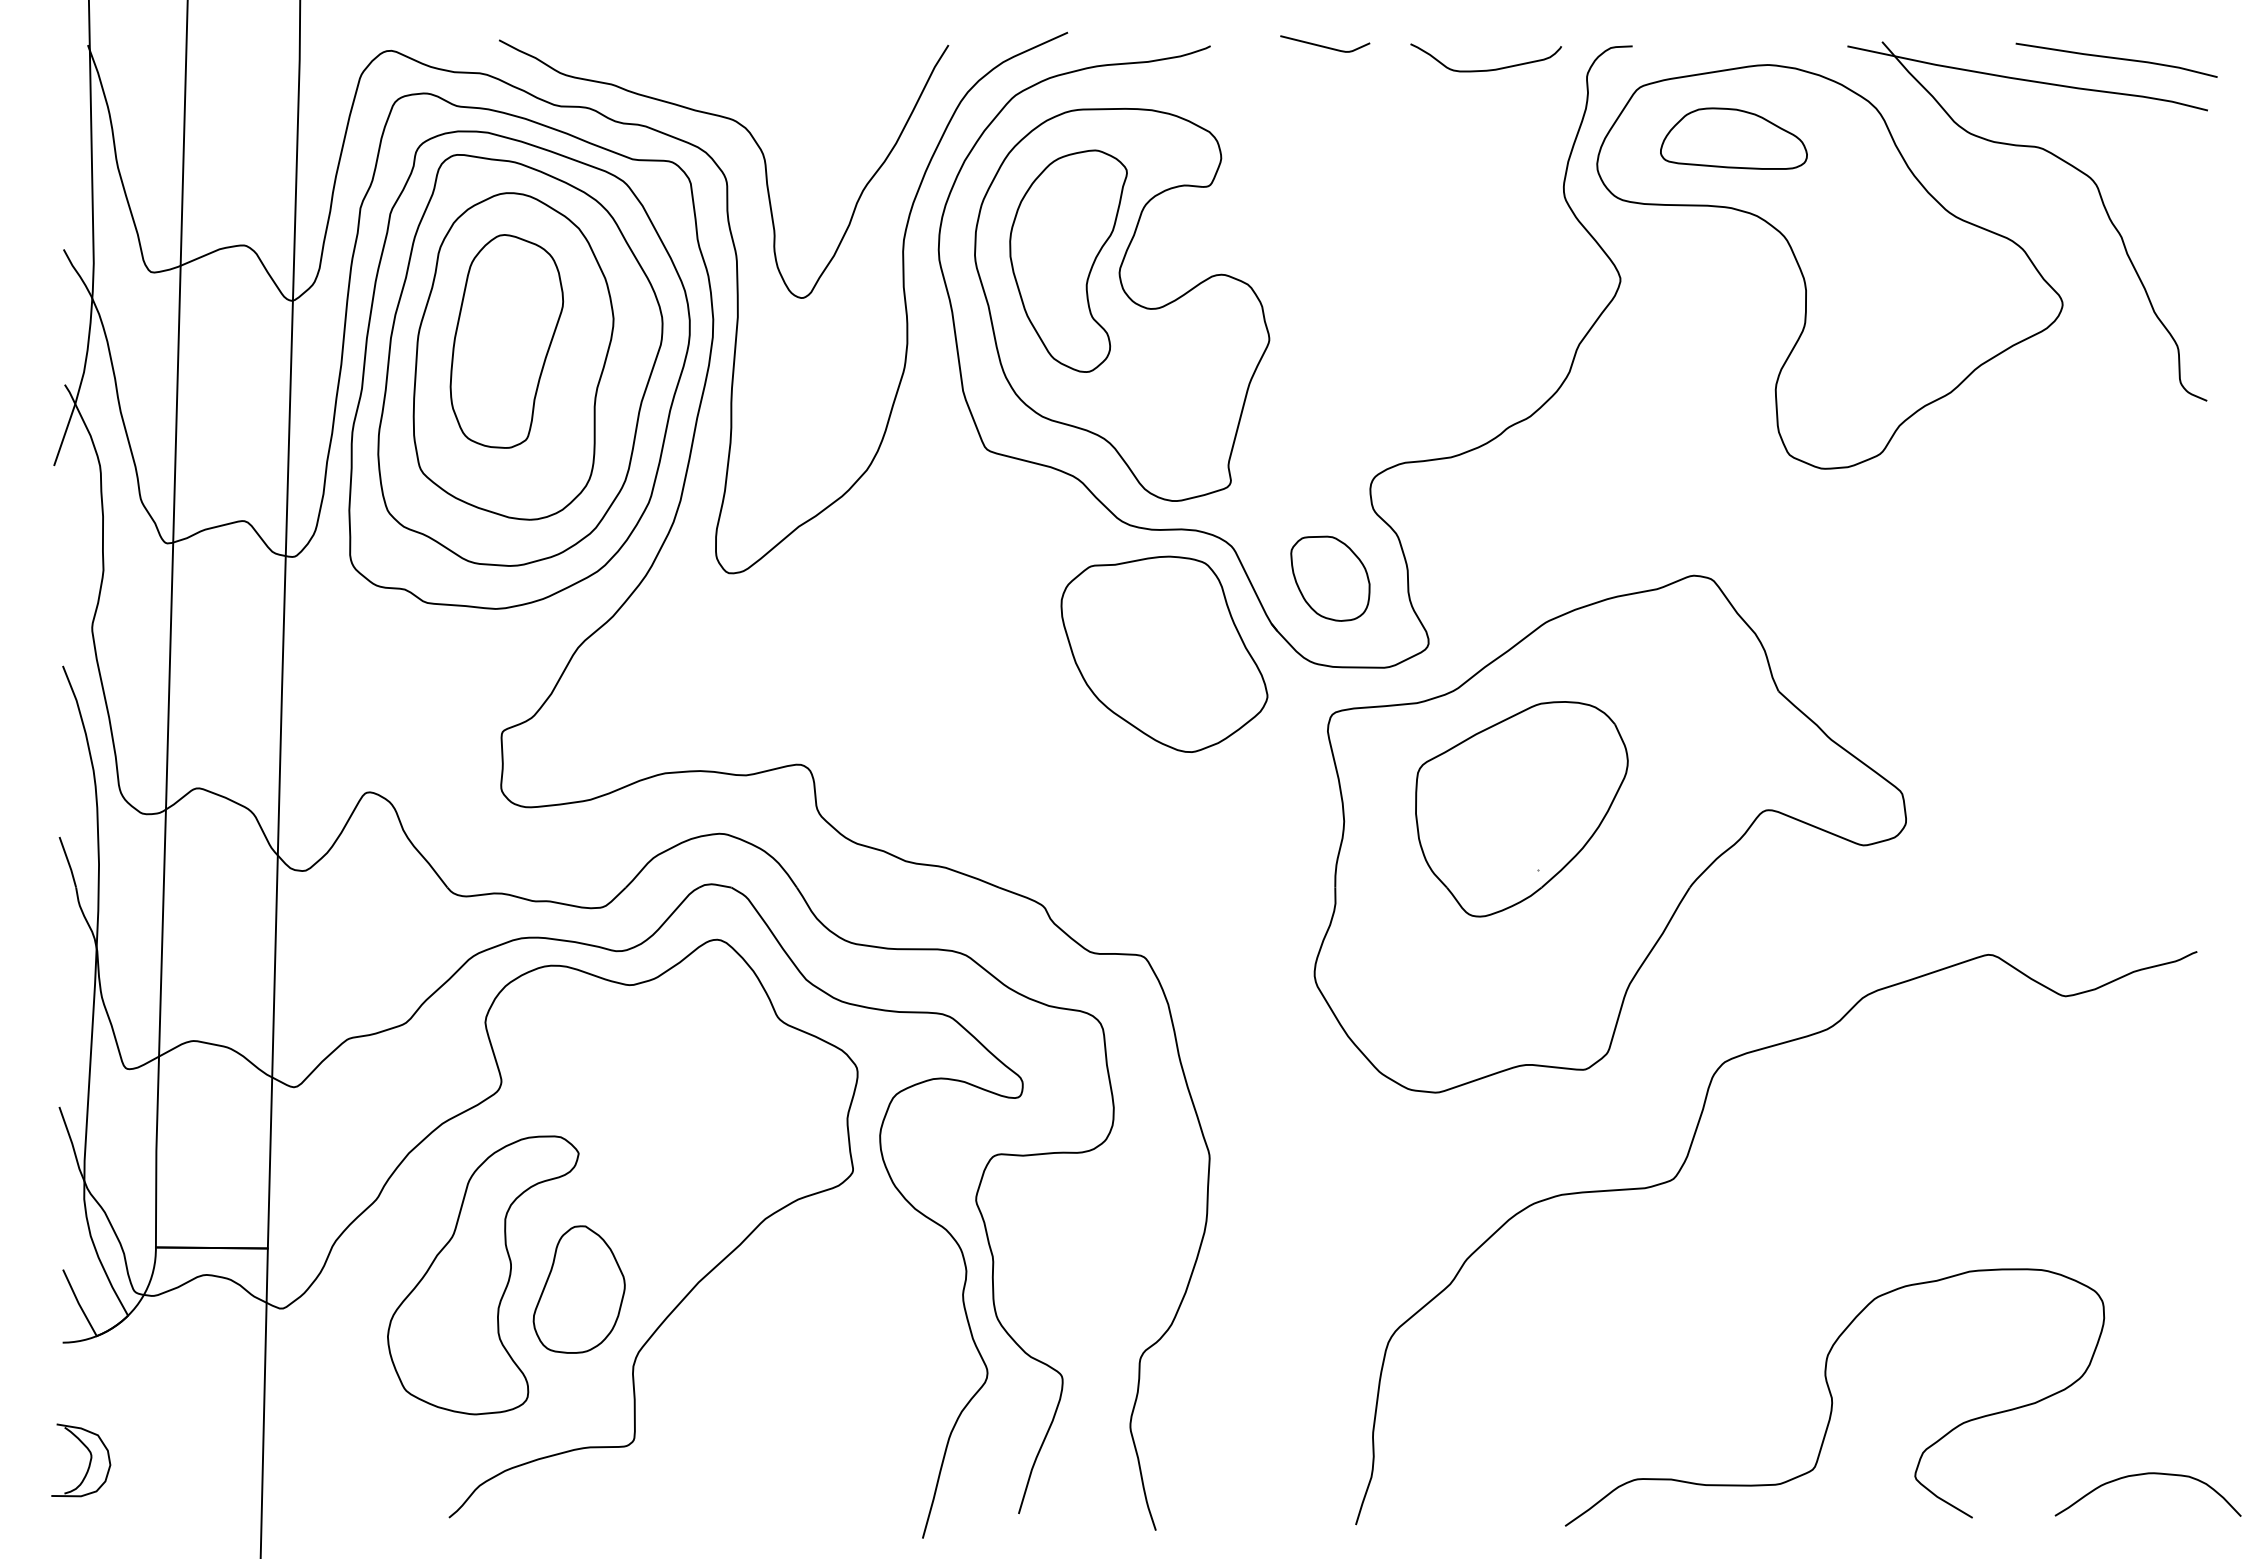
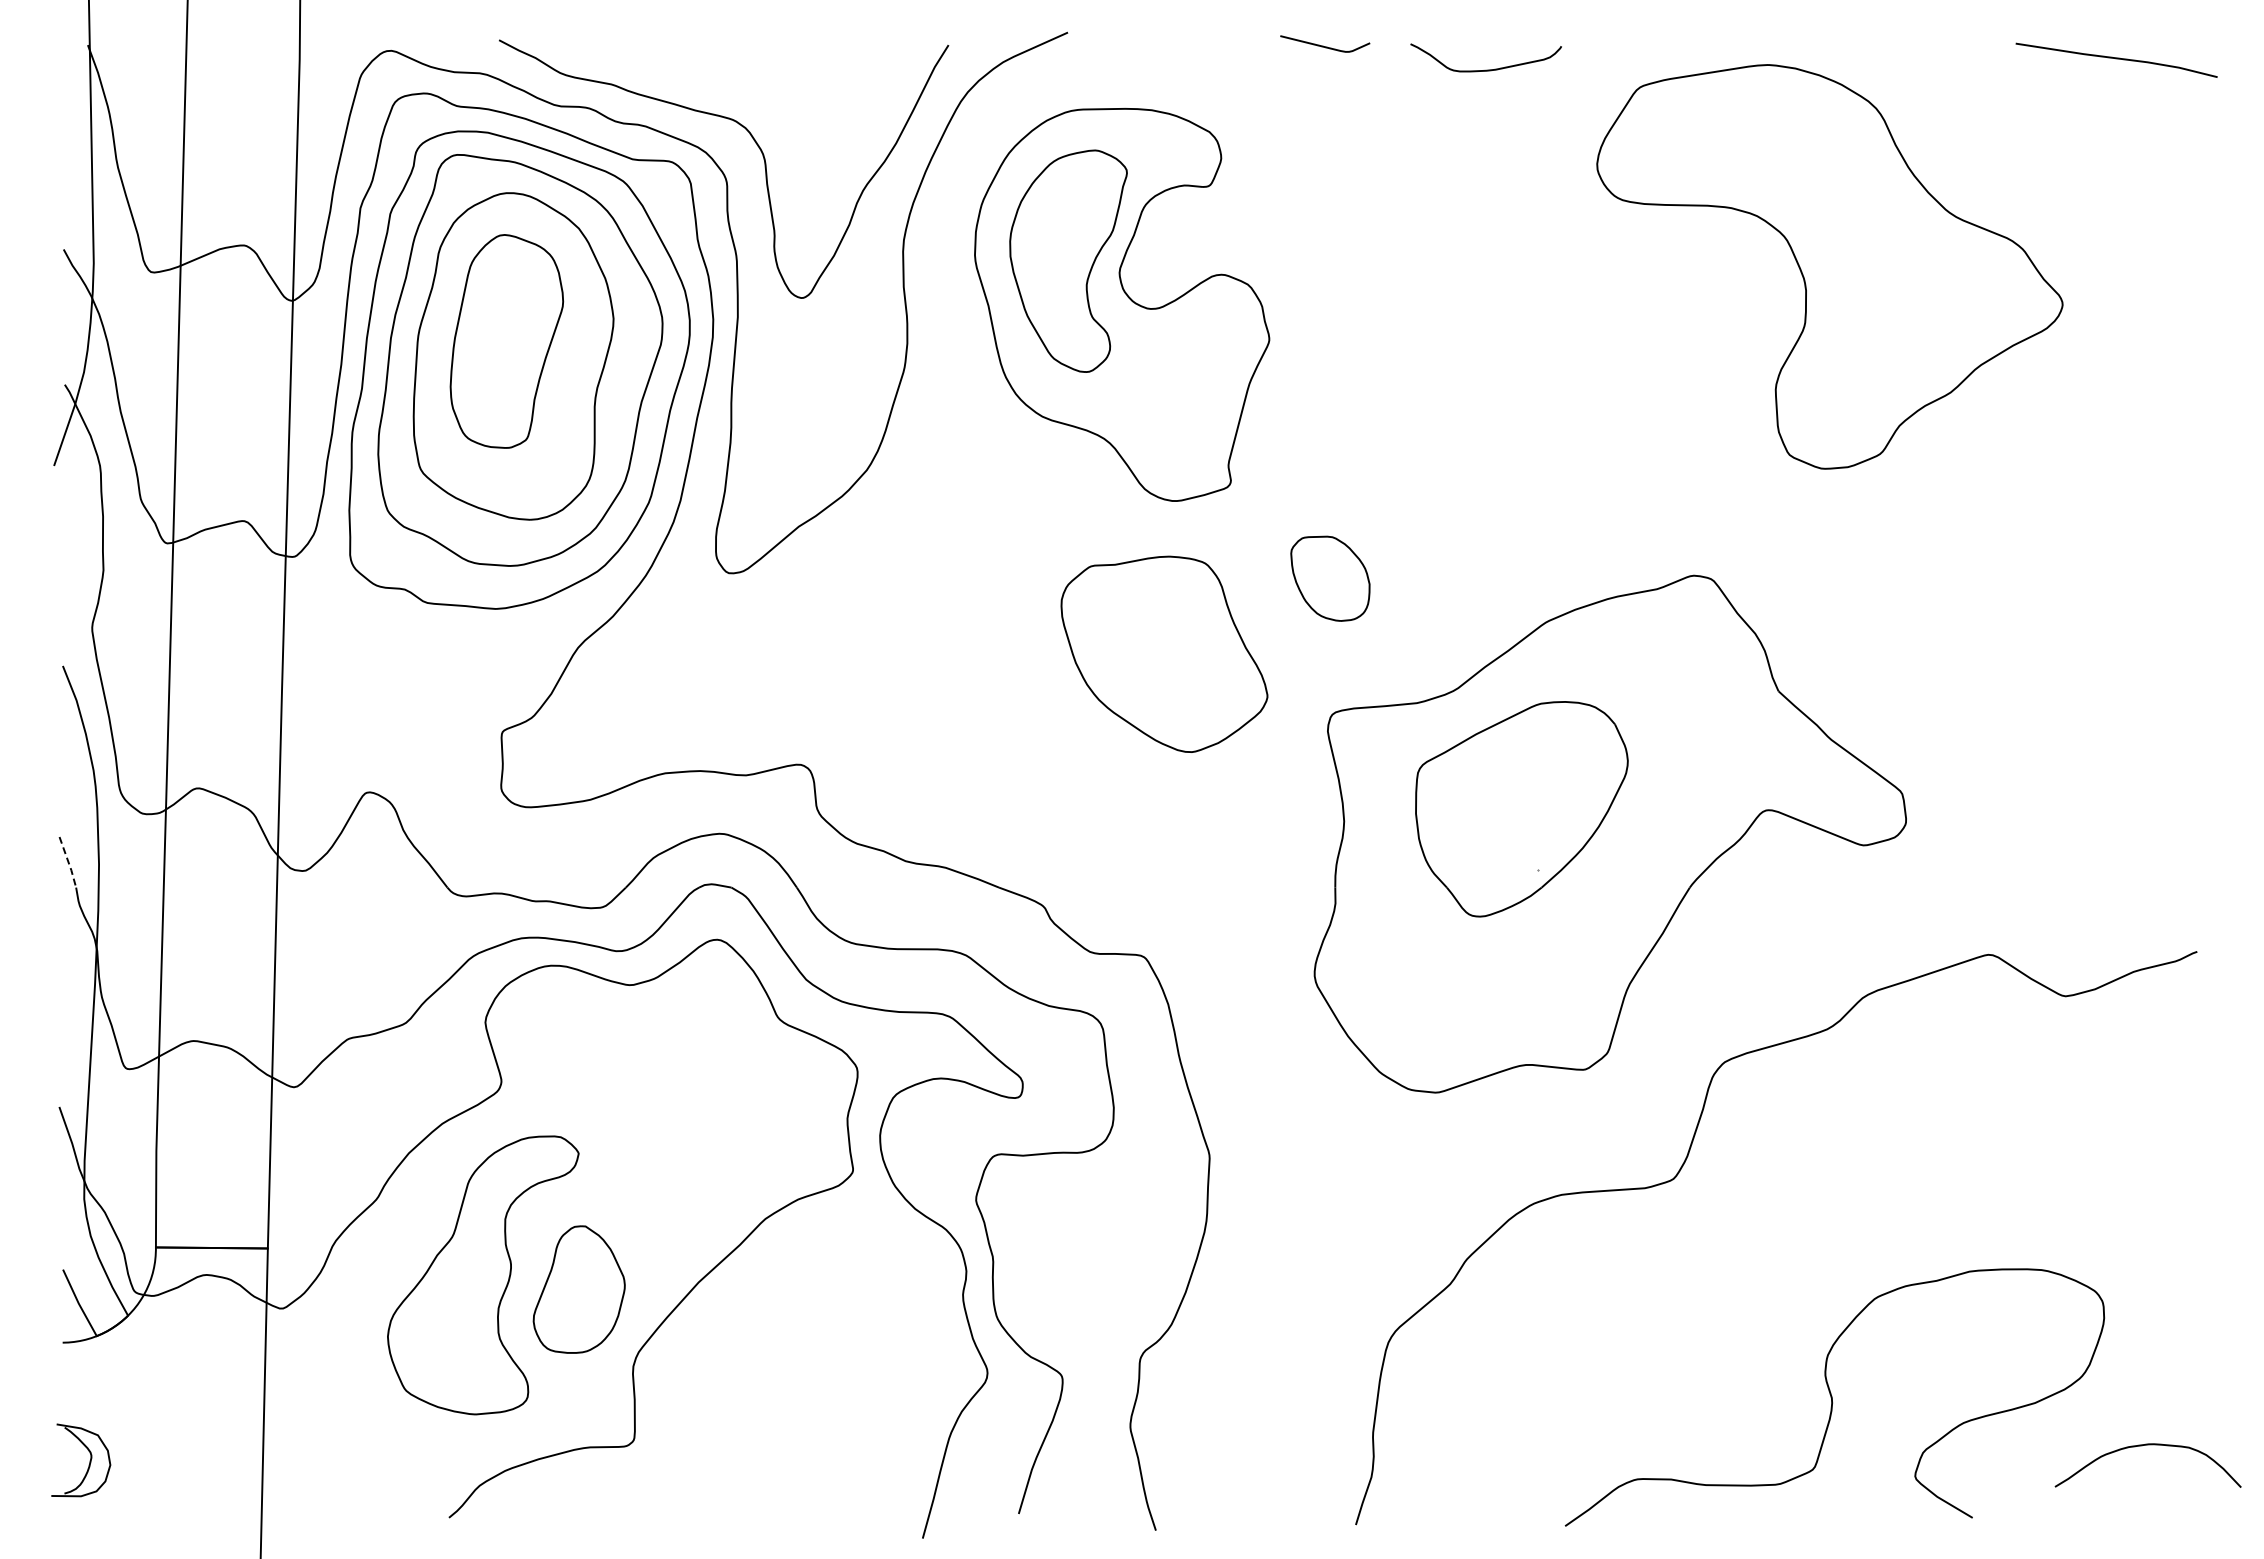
part: present -> none (1733, 138)
part: present -> none (2062, 161)
part: present -> none (1377, 473)
line: solid -> dashed (68, 862)
curve position: (2142, 1475) -> (2142, 1446) (2142, 1446)
